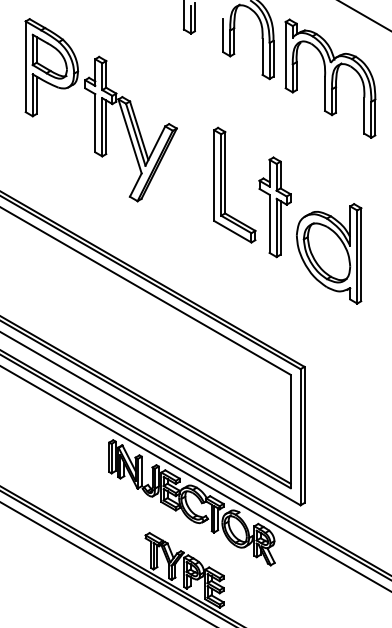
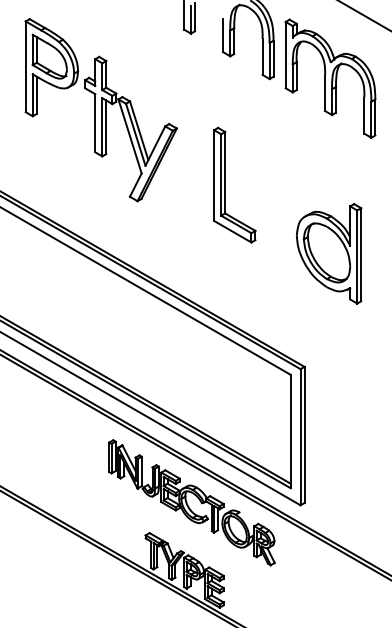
part: present -> none (274, 207)
line: present -> none (195, 478)
line: present -> none (107, 563)
